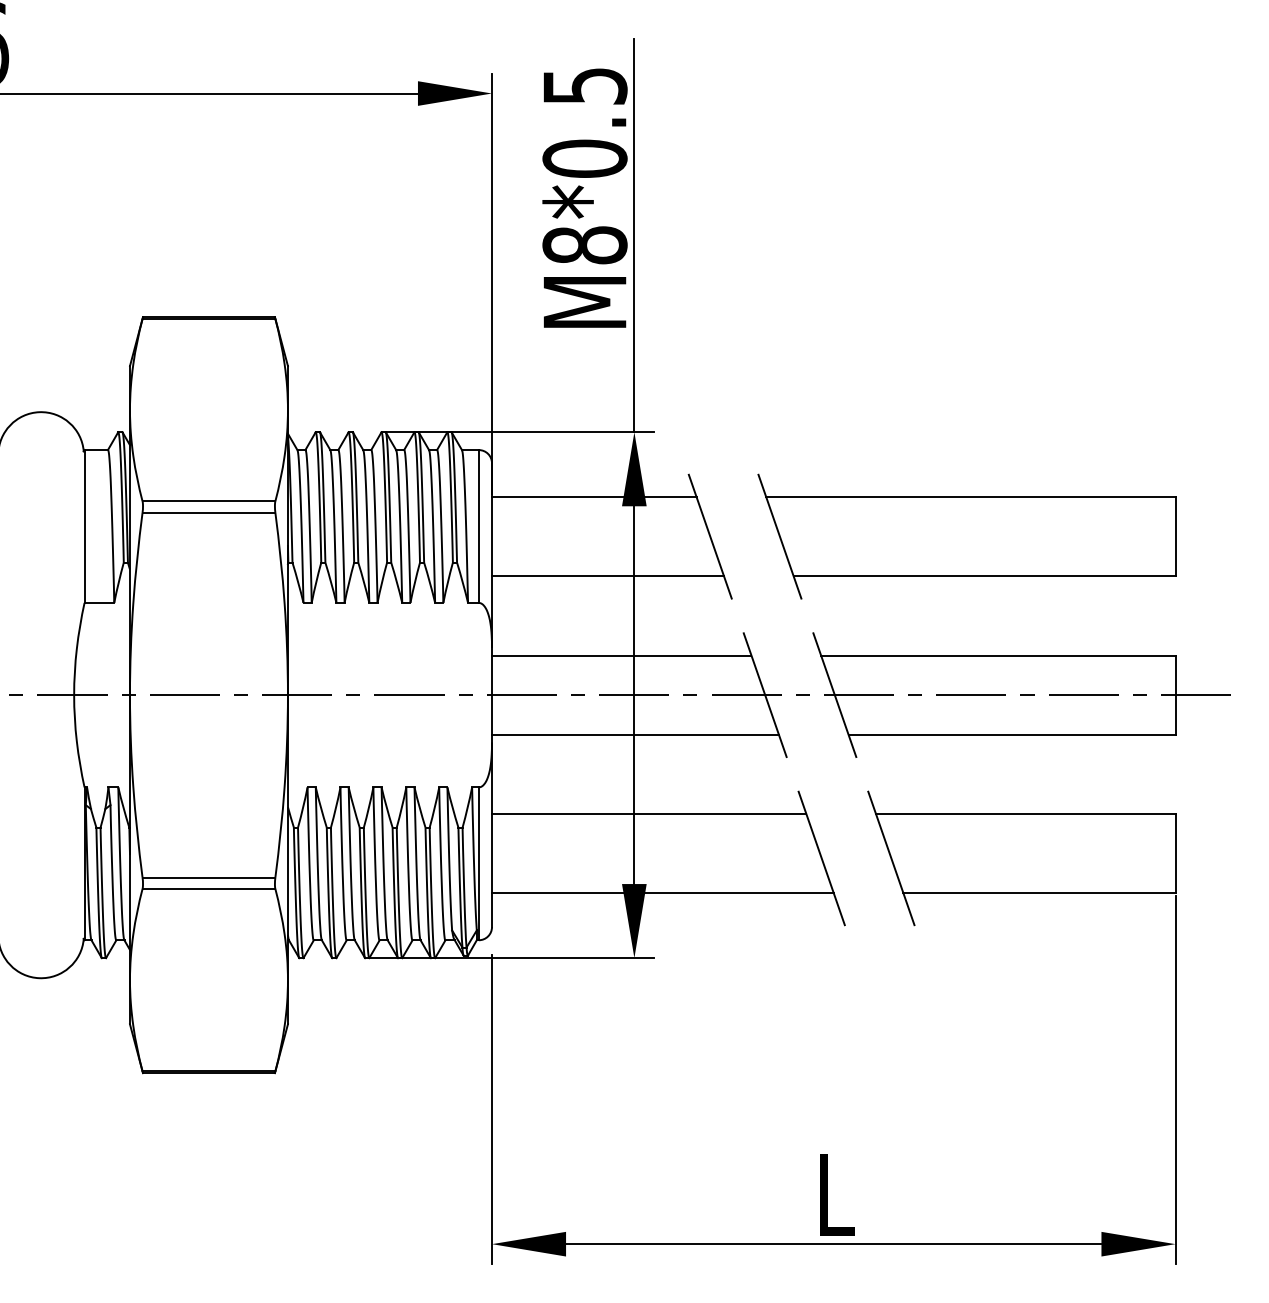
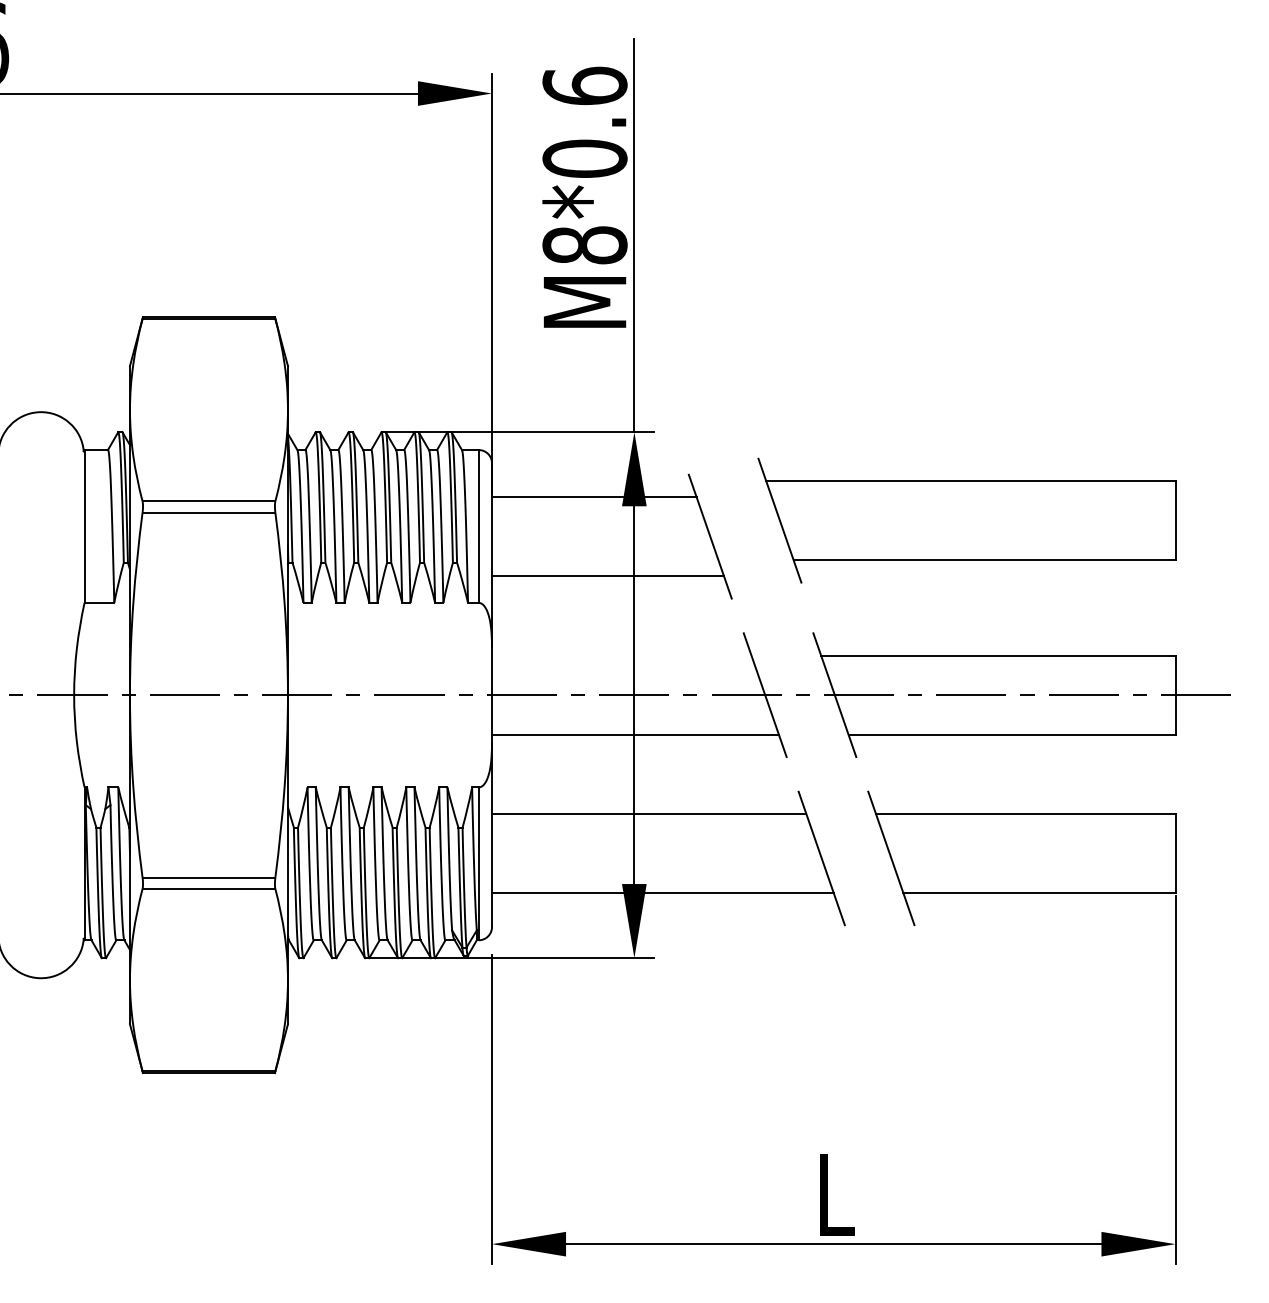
text: M8*0.5 -> M8*0.6 (584, 85)
part position: (966, 536) -> (966, 520) (966, 520)
line: present -> none (621, 655)
